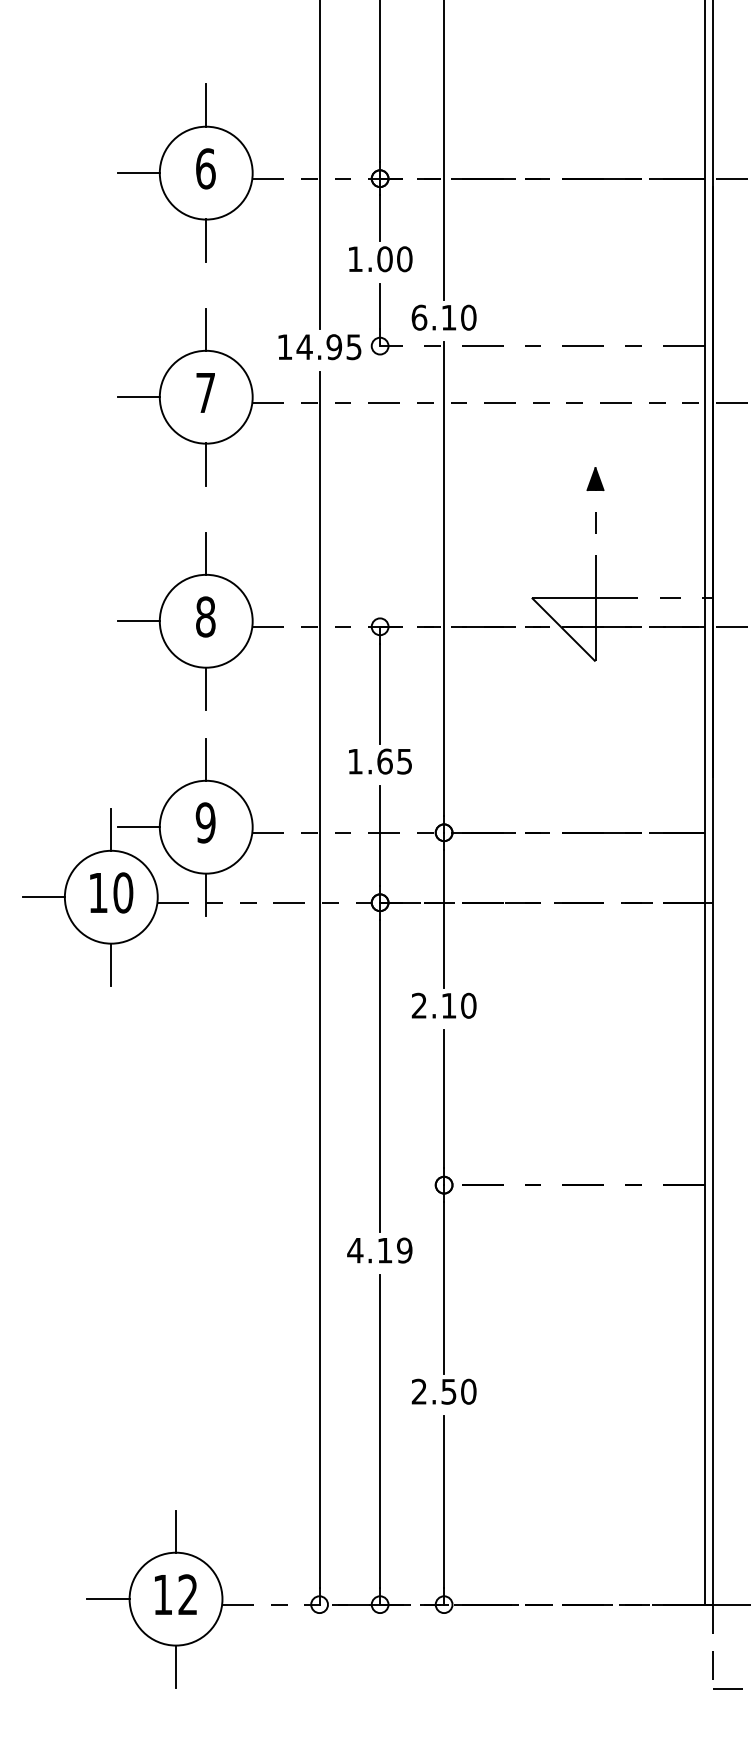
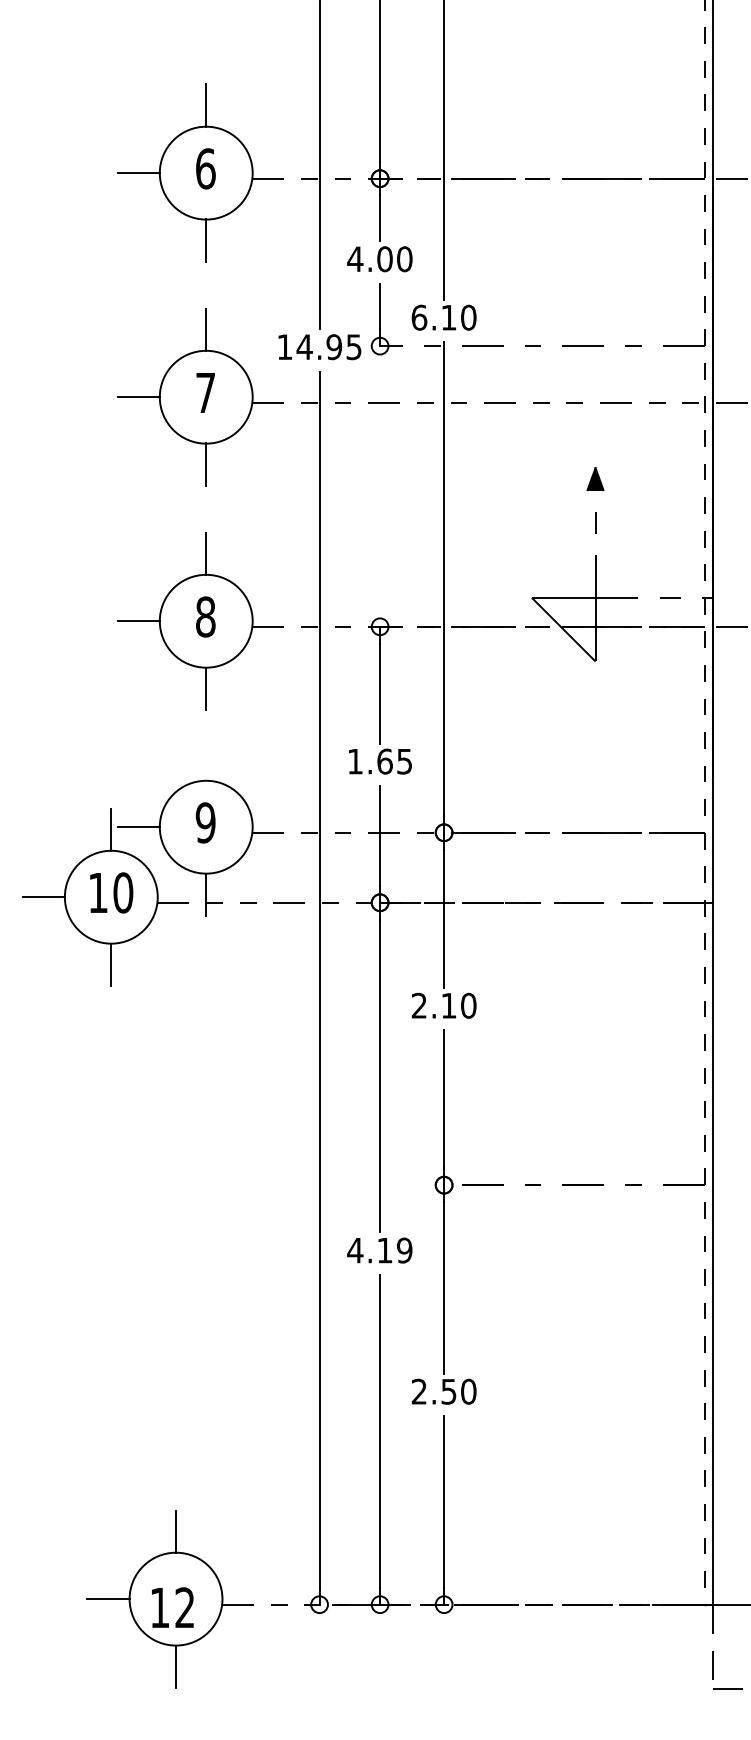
text: 1.00 -> 4.00 (355, 258)
line: present -> none (206, 759)
line: solid -> dashed (704, 802)
text position: (175, 1594) -> (172, 1607) (172, 1607)
